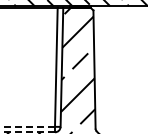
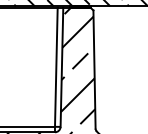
line: dashed -> solid (27, 126)
line: dashed -> solid (27, 132)
